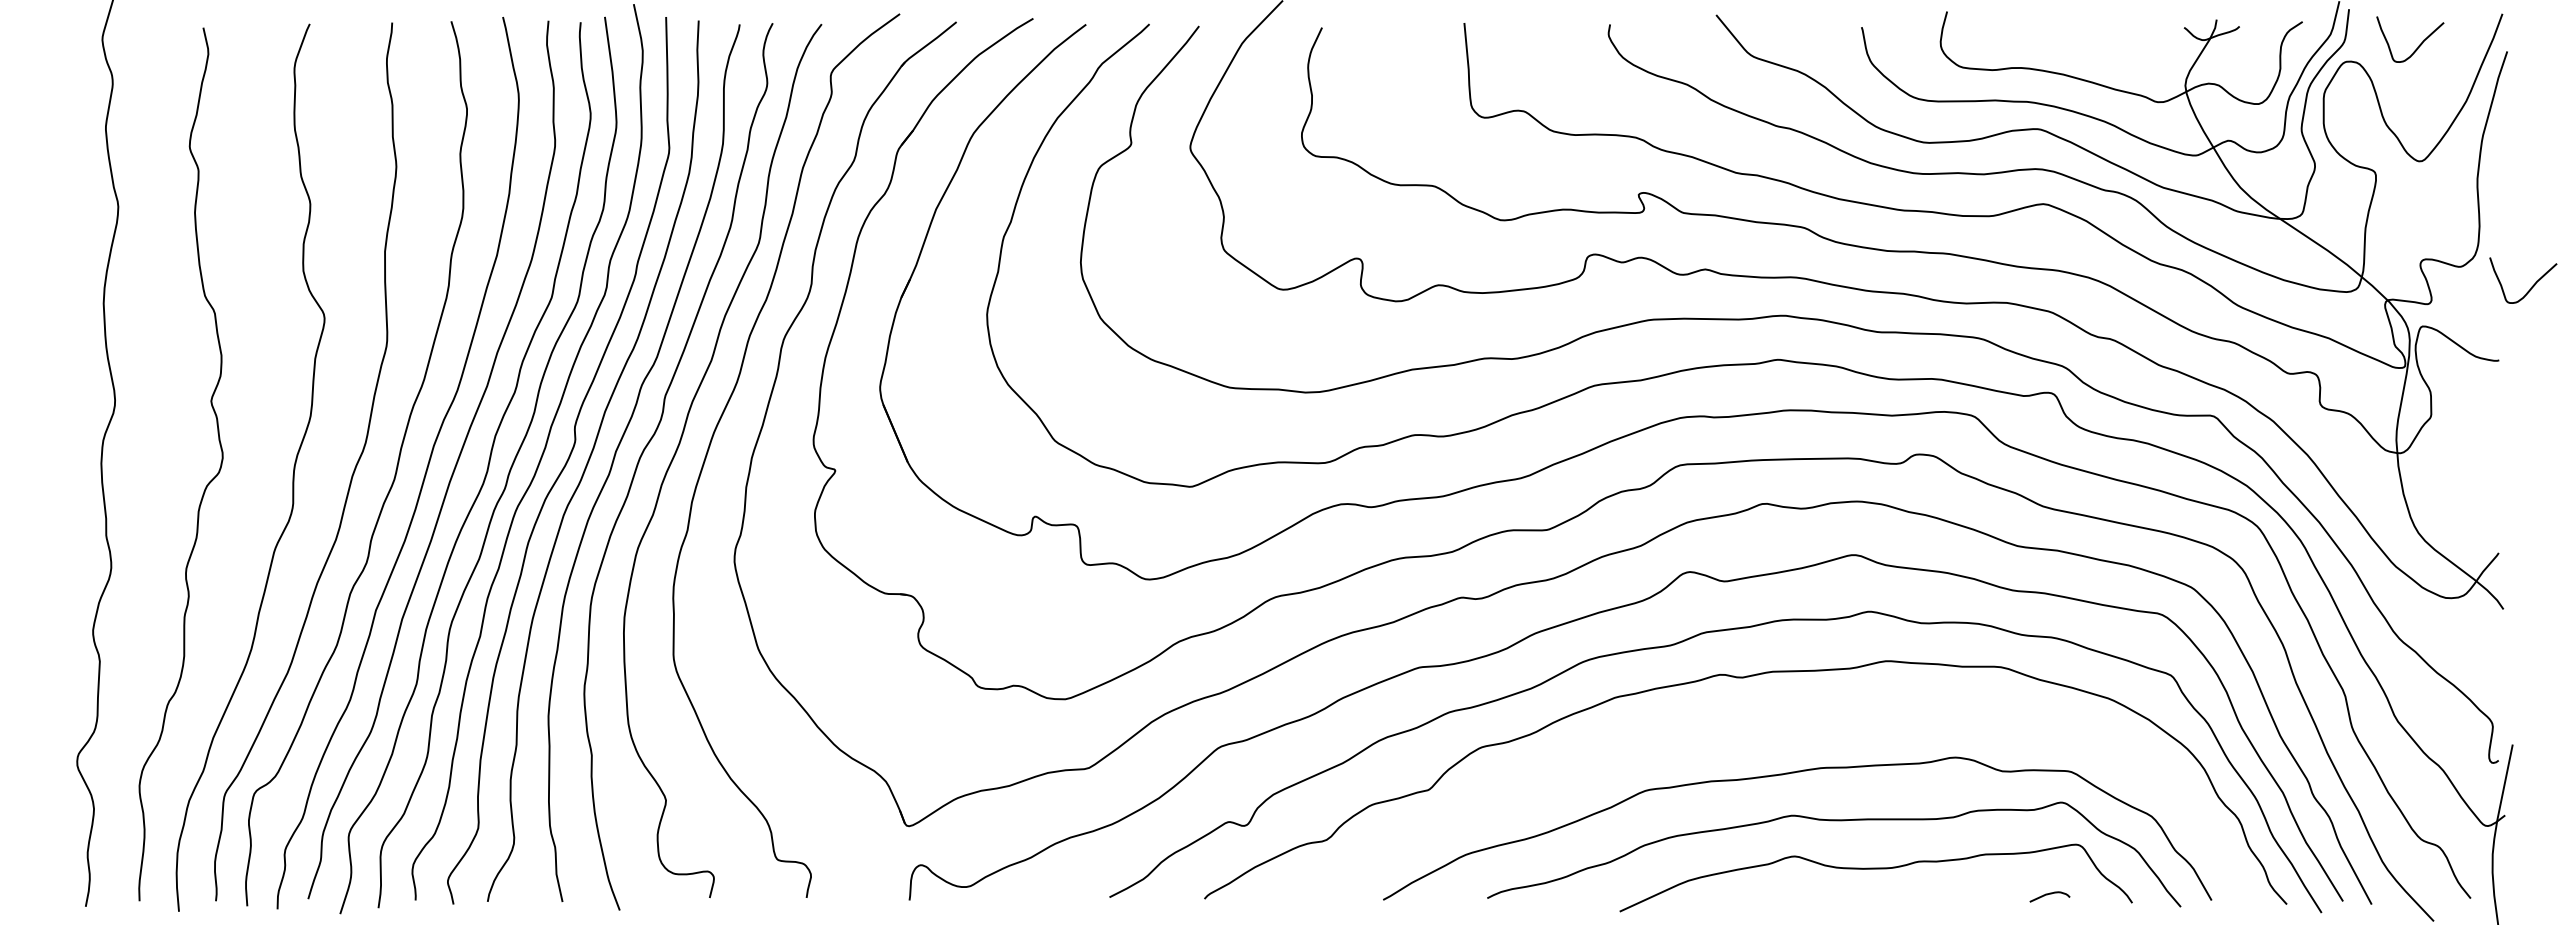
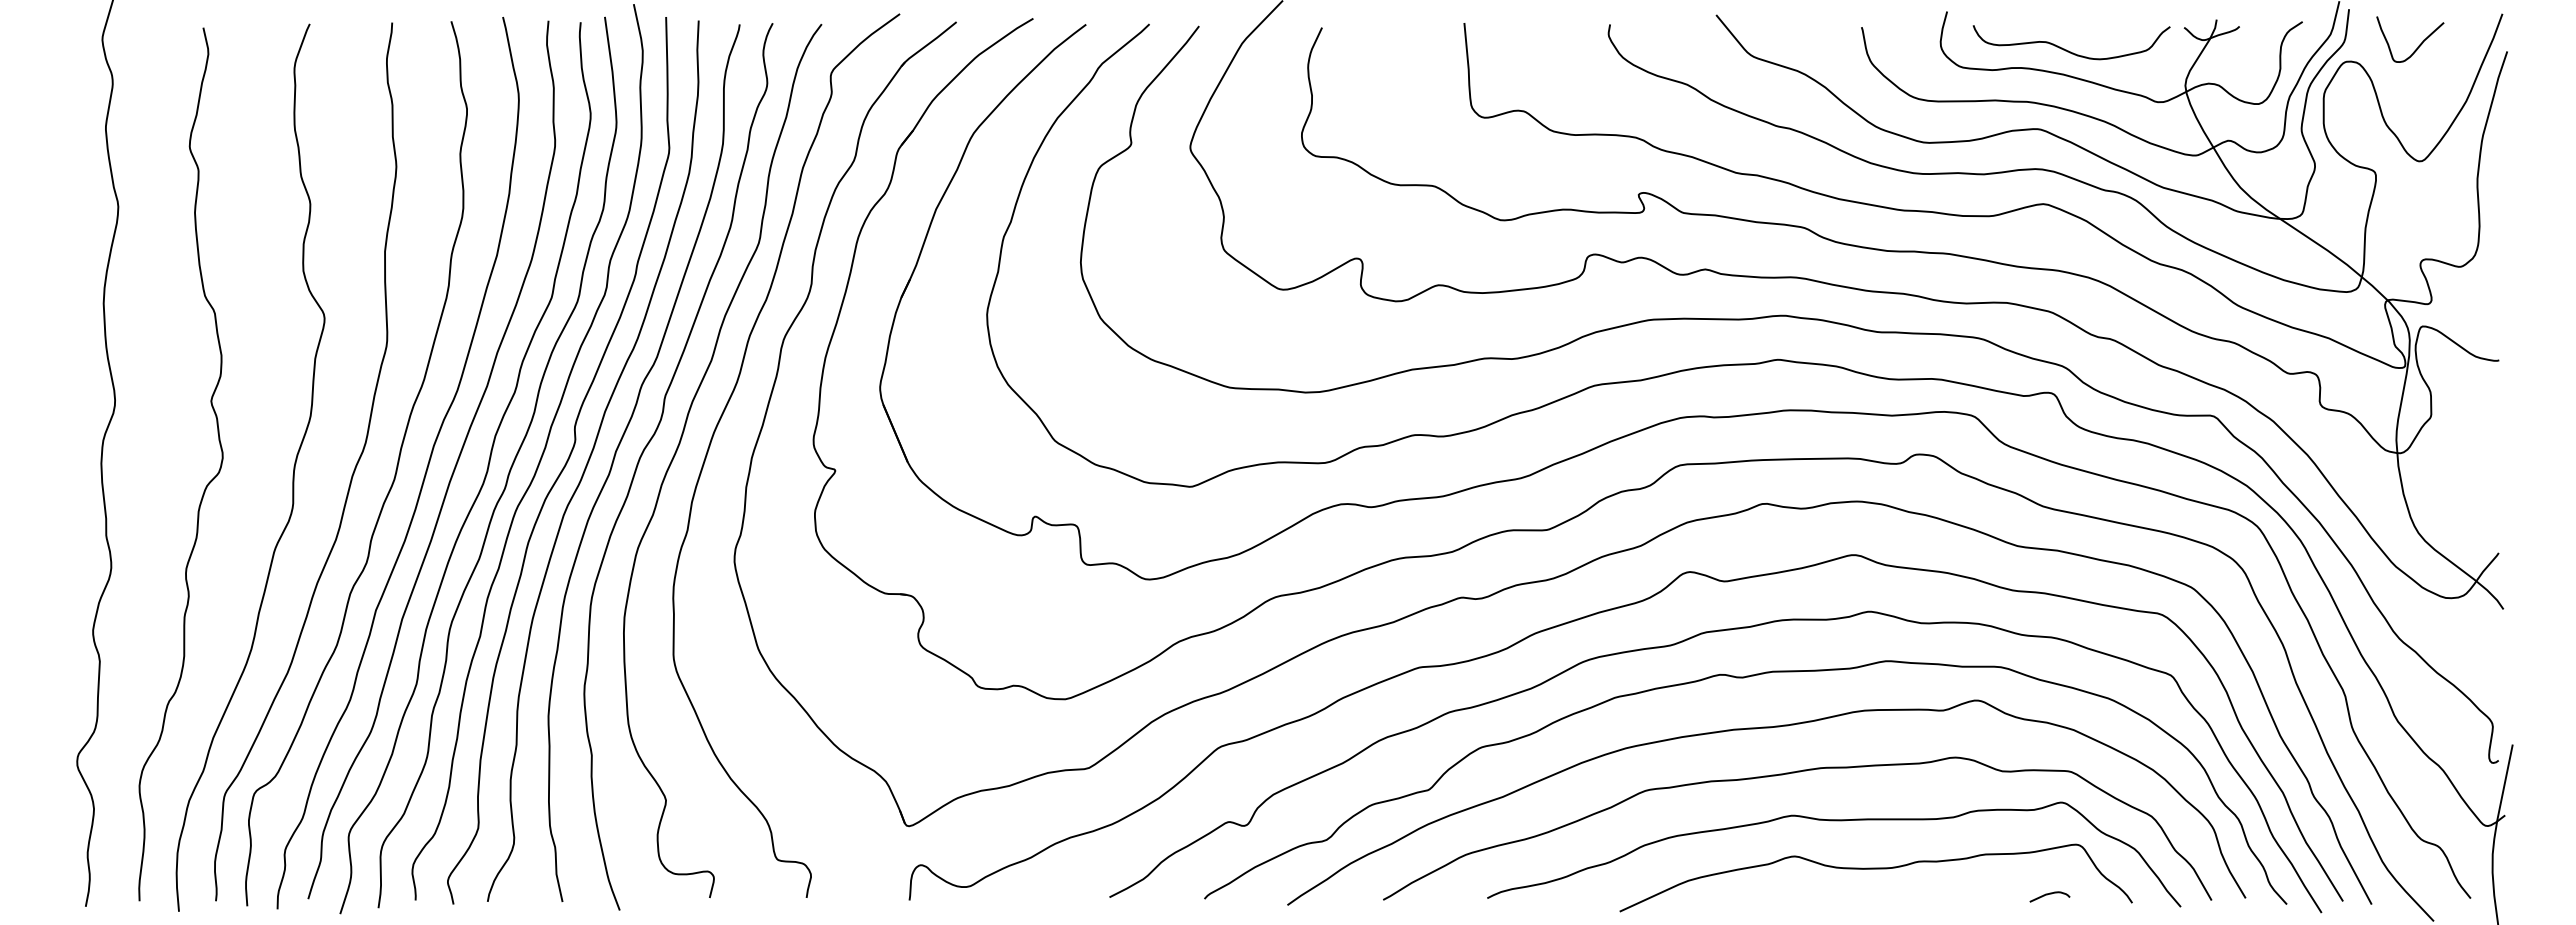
curve: none -> present (2068, 50)
curve: present -> none (2531, 286)
curve: none -> present (1756, 729)
